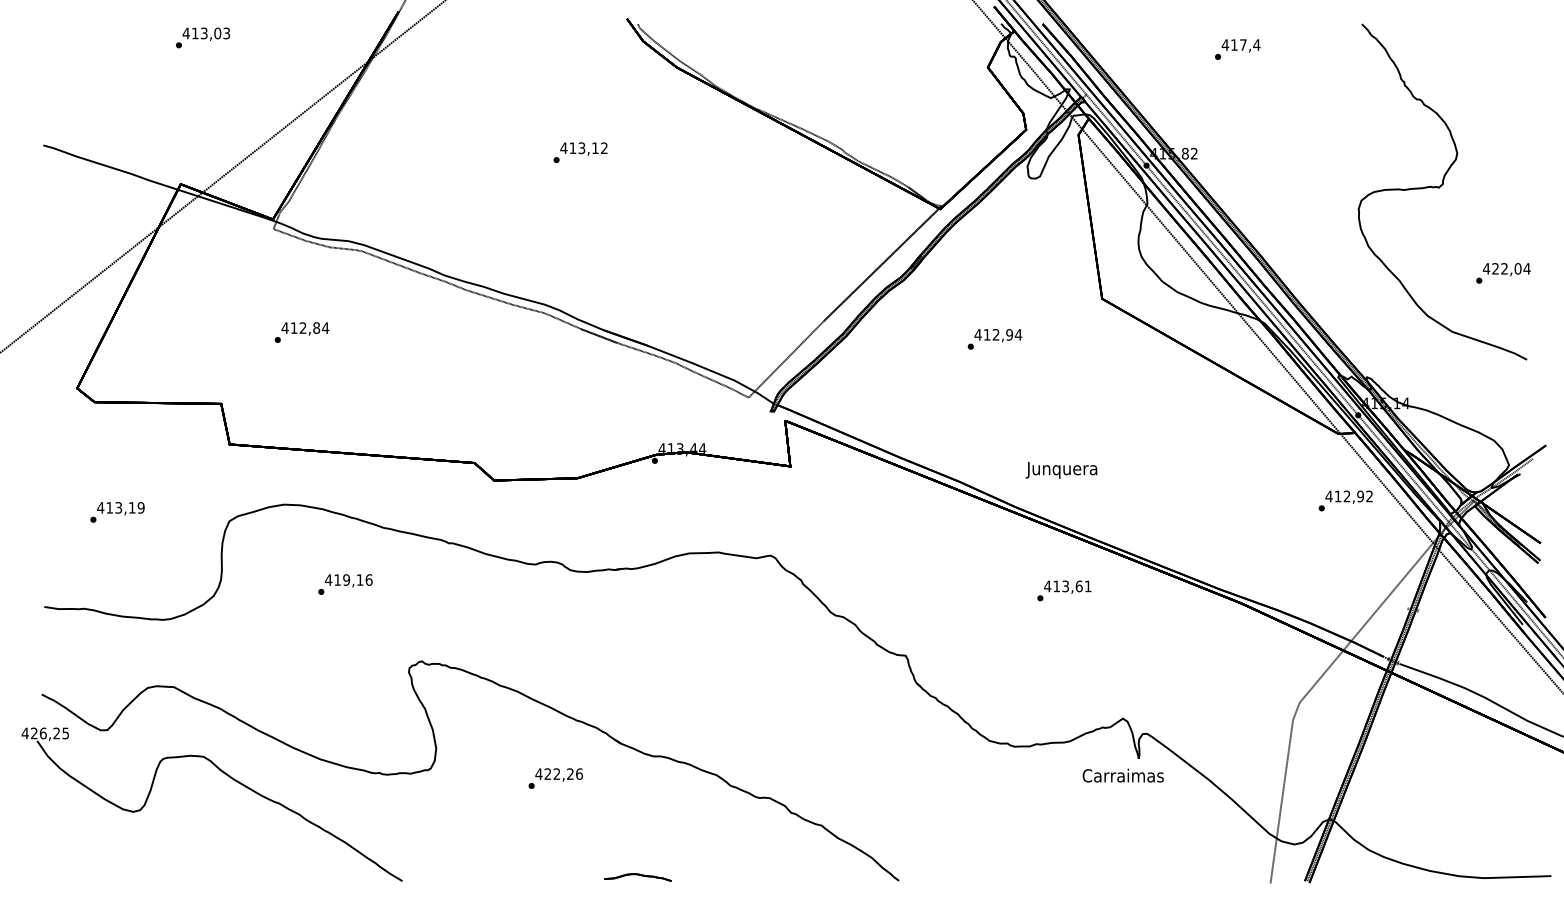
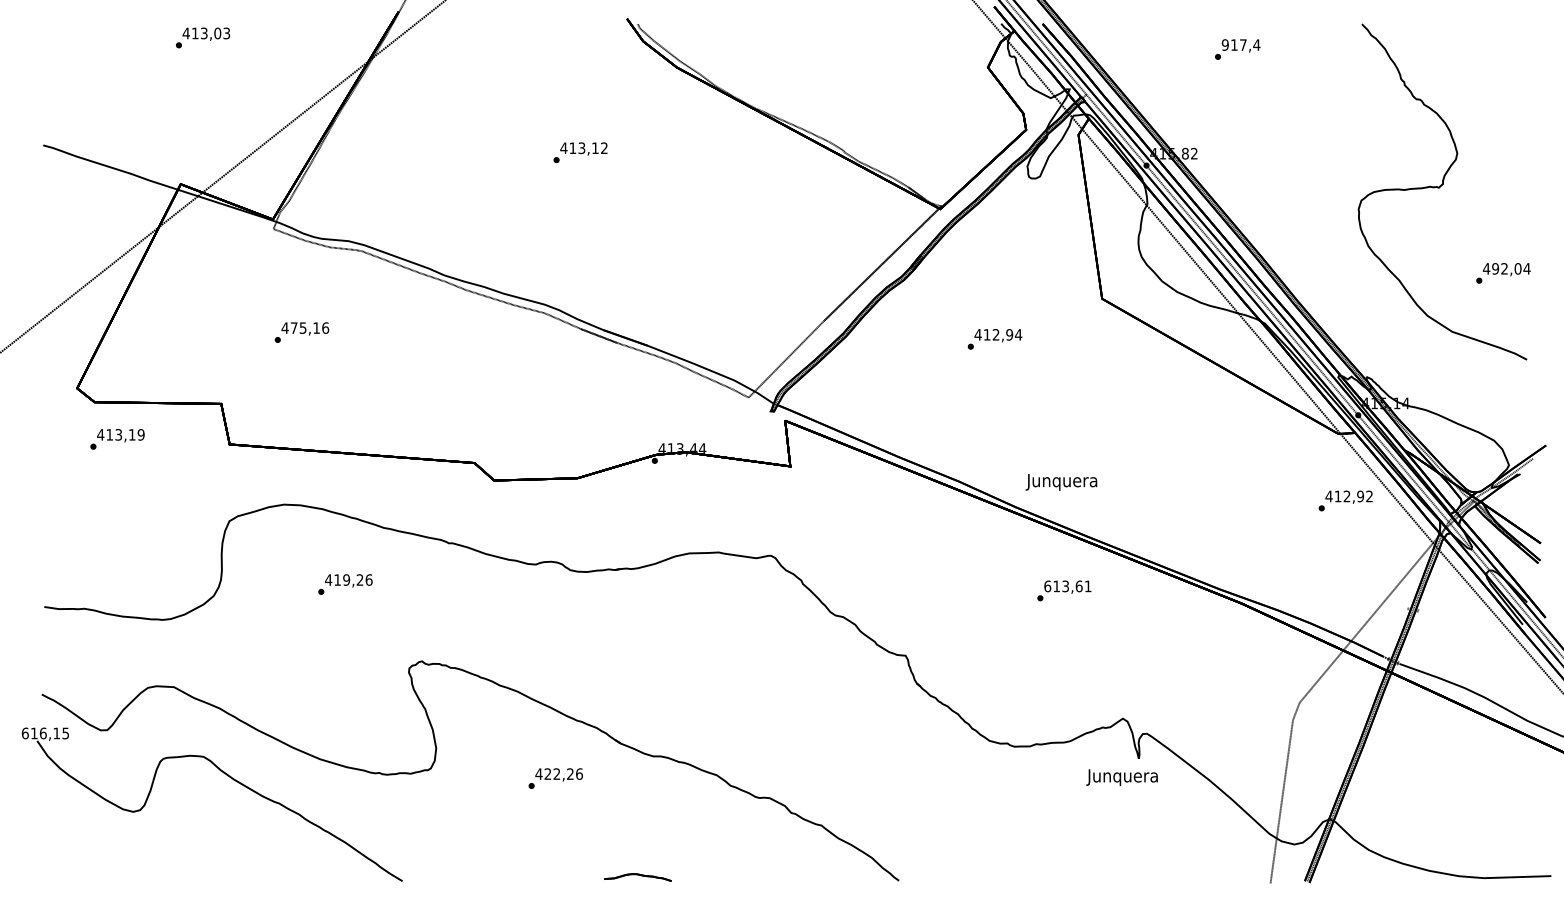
text: 417,4 -> 917,4 (1225, 44)
text: 422,04 -> 492,04 (1495, 268)
text: 412,84 -> 475,16 (310, 327)
text position: (1061, 470) -> (1061, 482) (1061, 482)
text position: (117, 512) -> (117, 439) (117, 439)
text: 419,16 -> 419,26 (359, 579)
text: 413,61 -> 613,61 (1047, 586)
text: 426,25 -> 616,15 (40, 733)
text: Carraimas -> Junquera (1122, 777)
